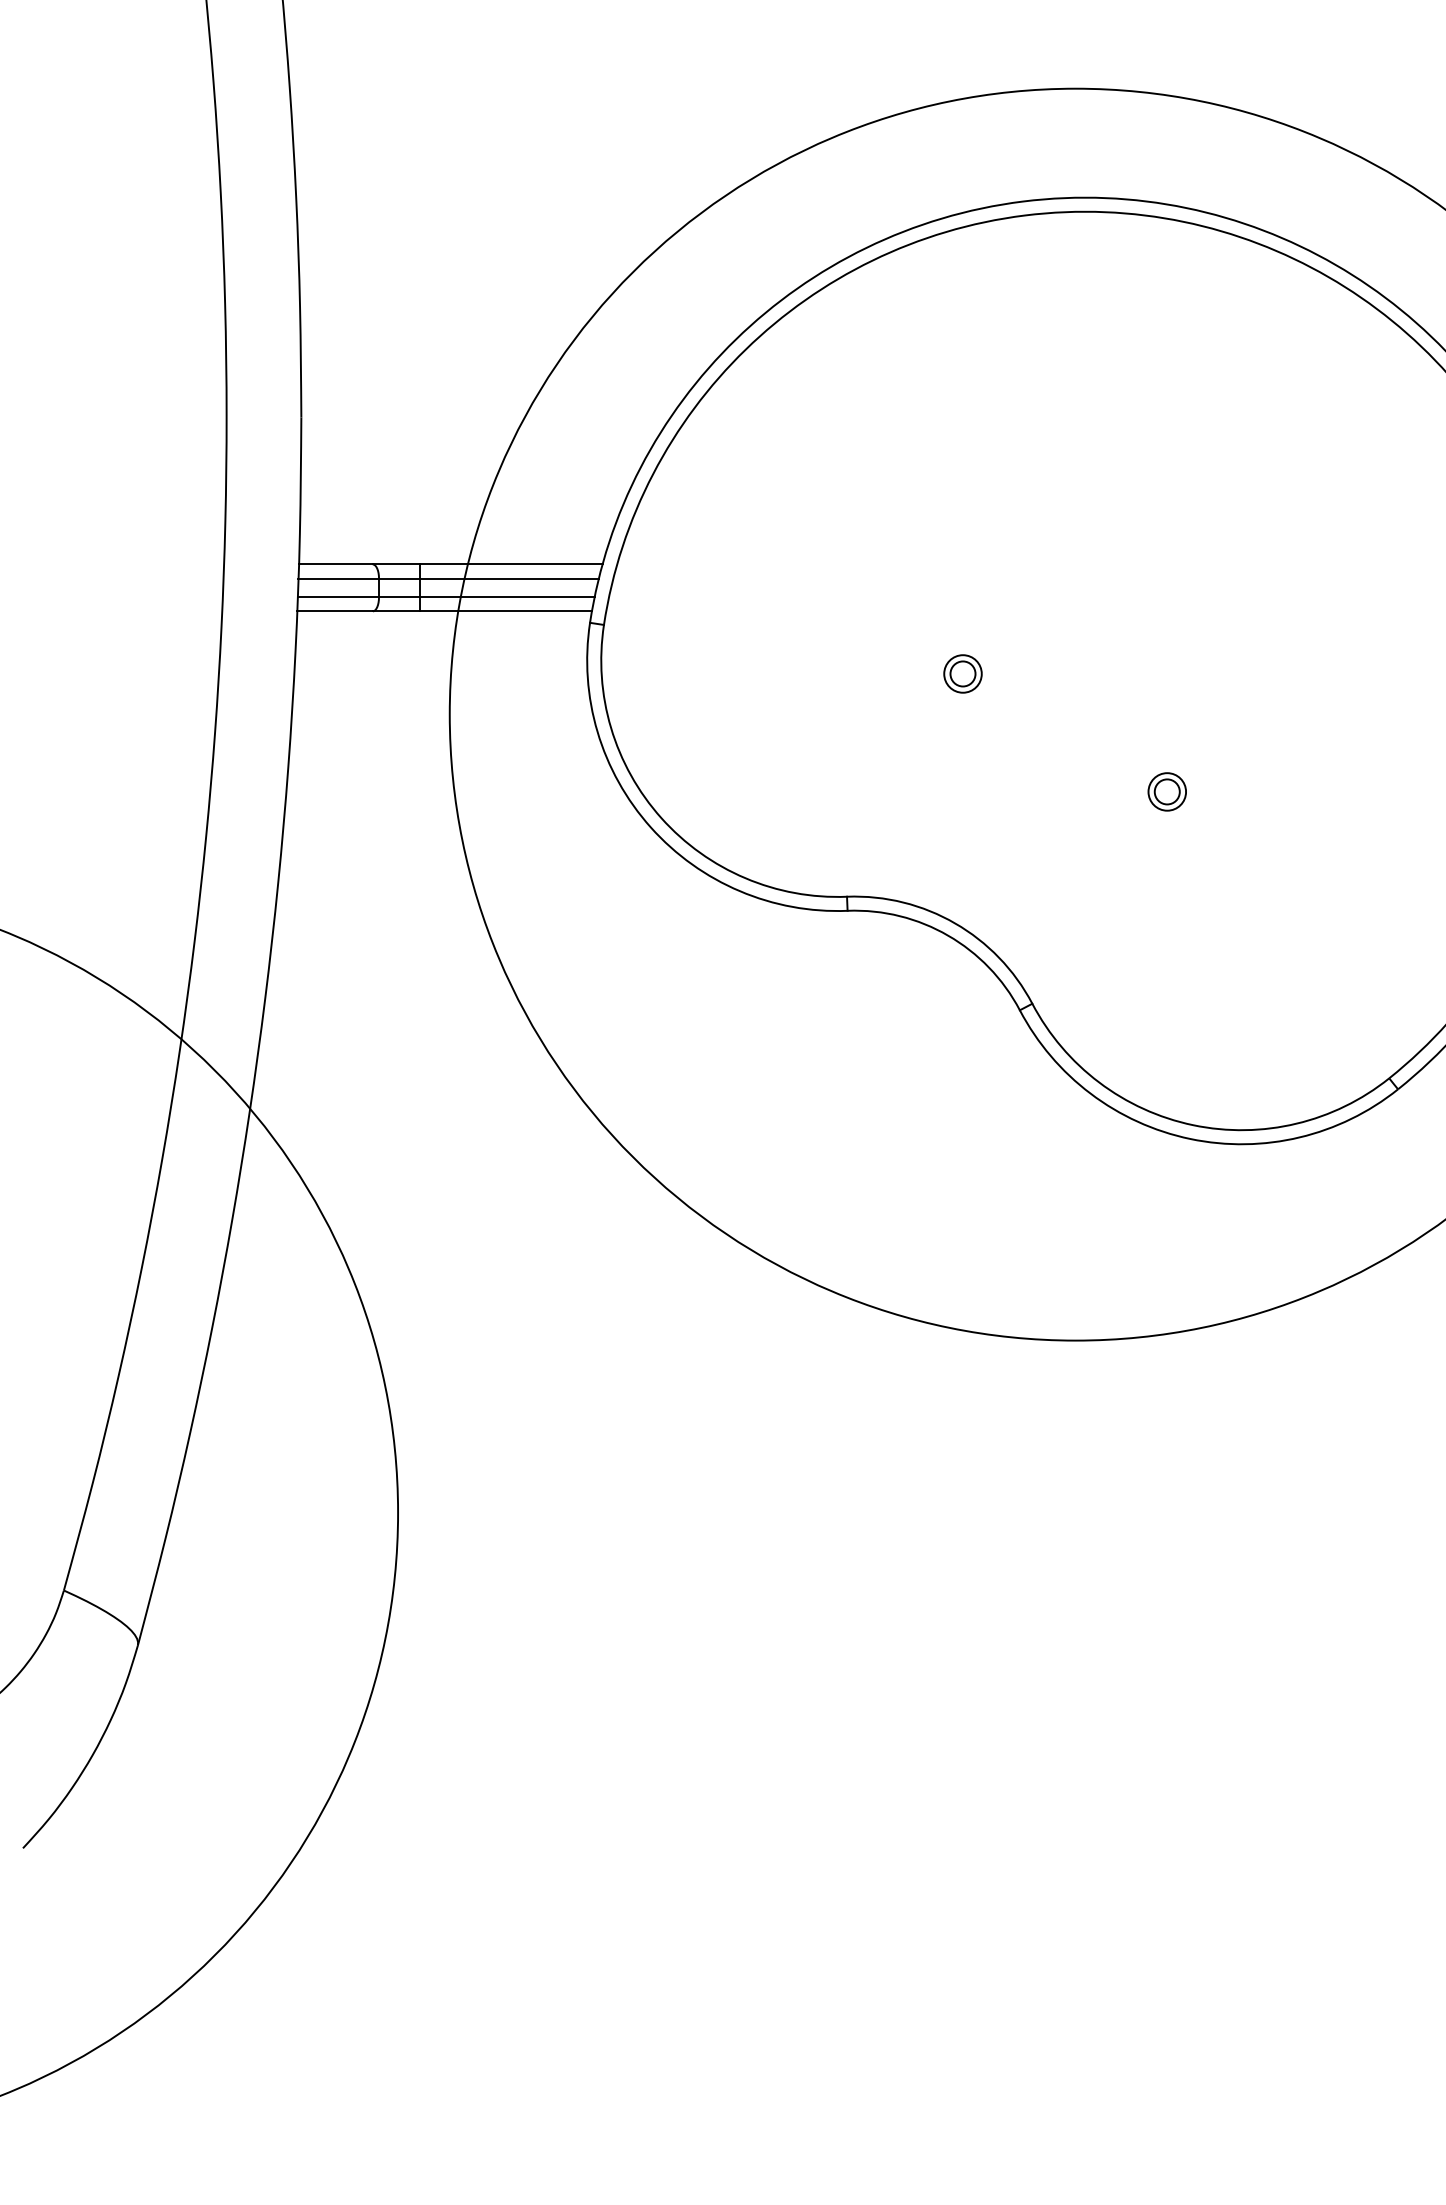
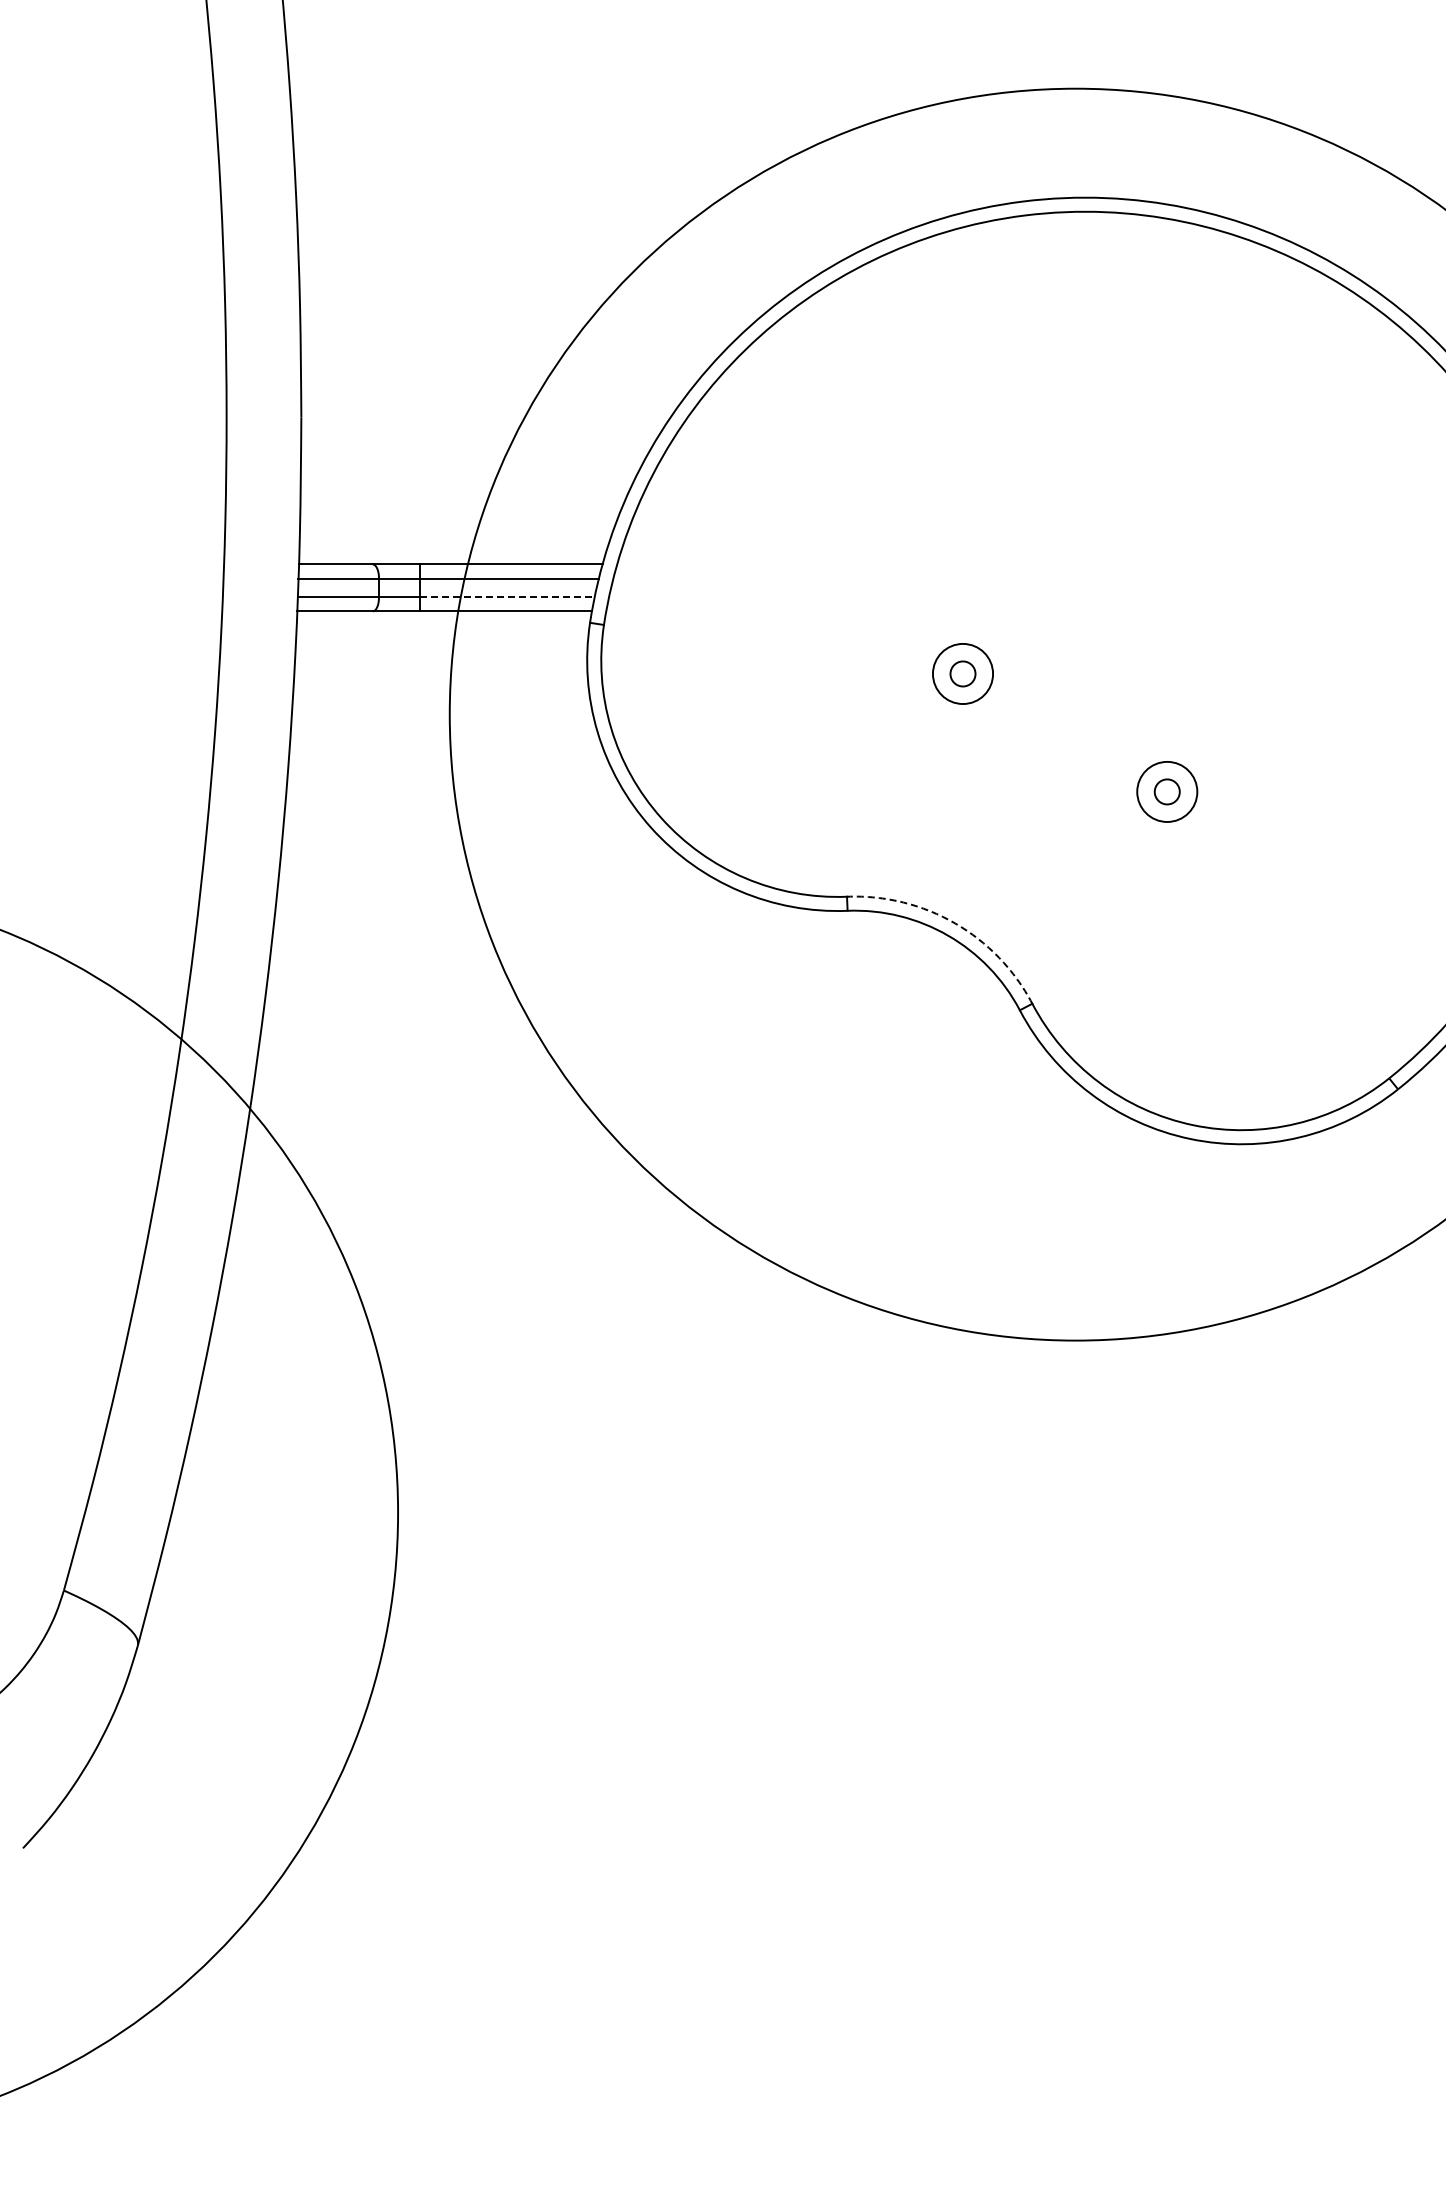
line: solid -> dashed (507, 597)
circle diameter: 38 px -> 60 px (962, 673)
circle diameter: 38 px -> 60 px (1167, 791)
arc: solid -> dashed (955, 923)
